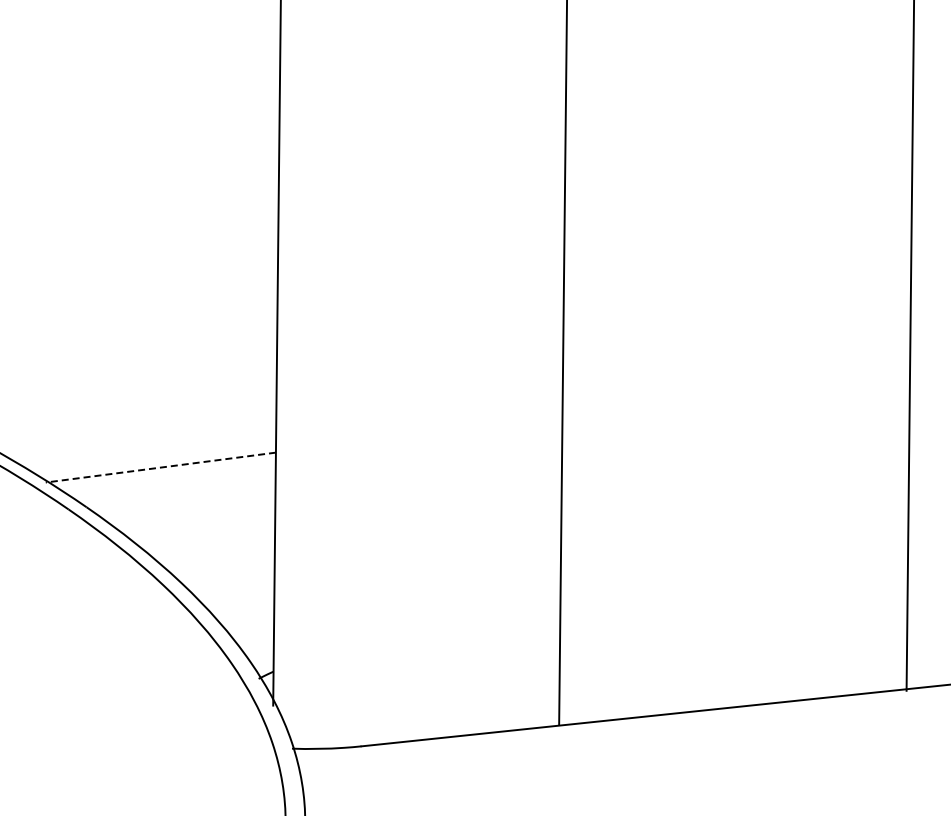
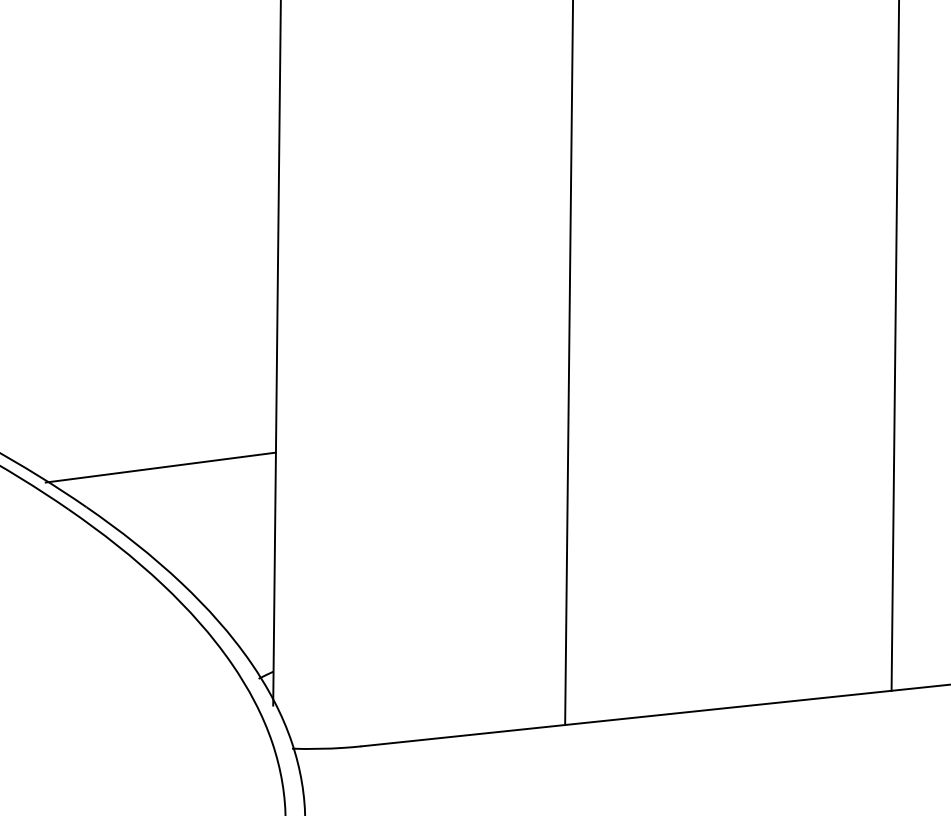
line position: (910, 346) -> (895, 346) (895, 346)
line position: (563, 363) -> (569, 363) (569, 363)
line: dashed -> solid (160, 467)
